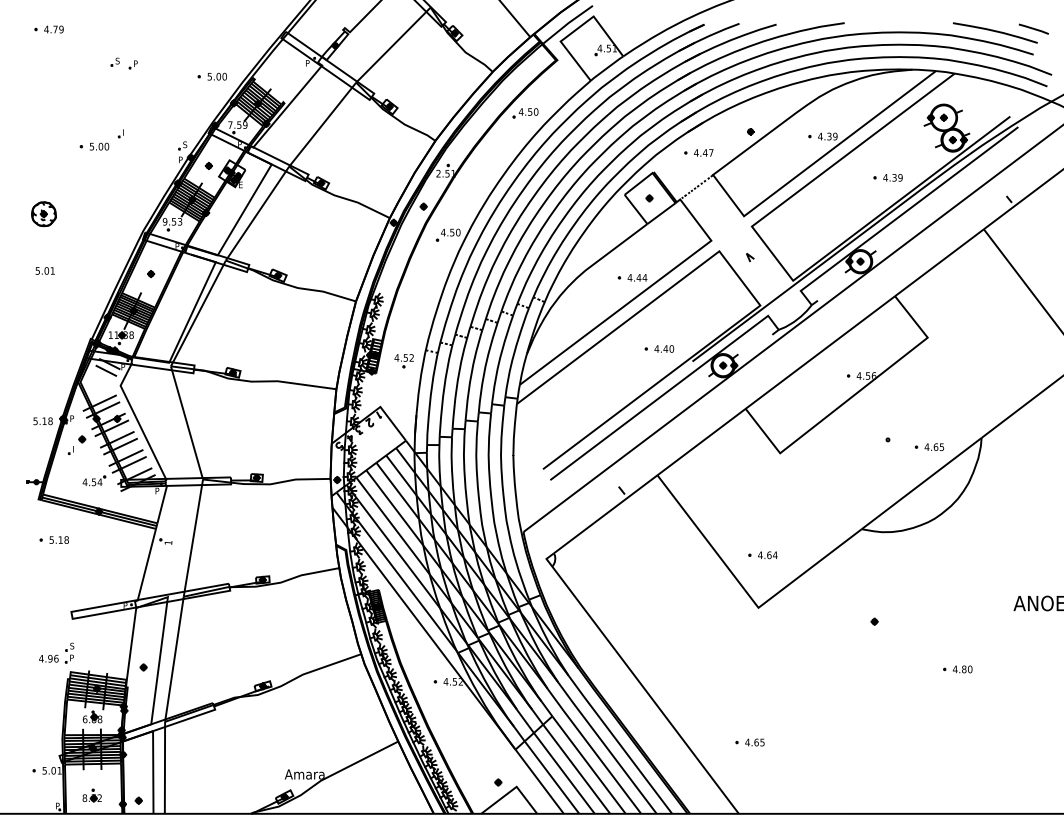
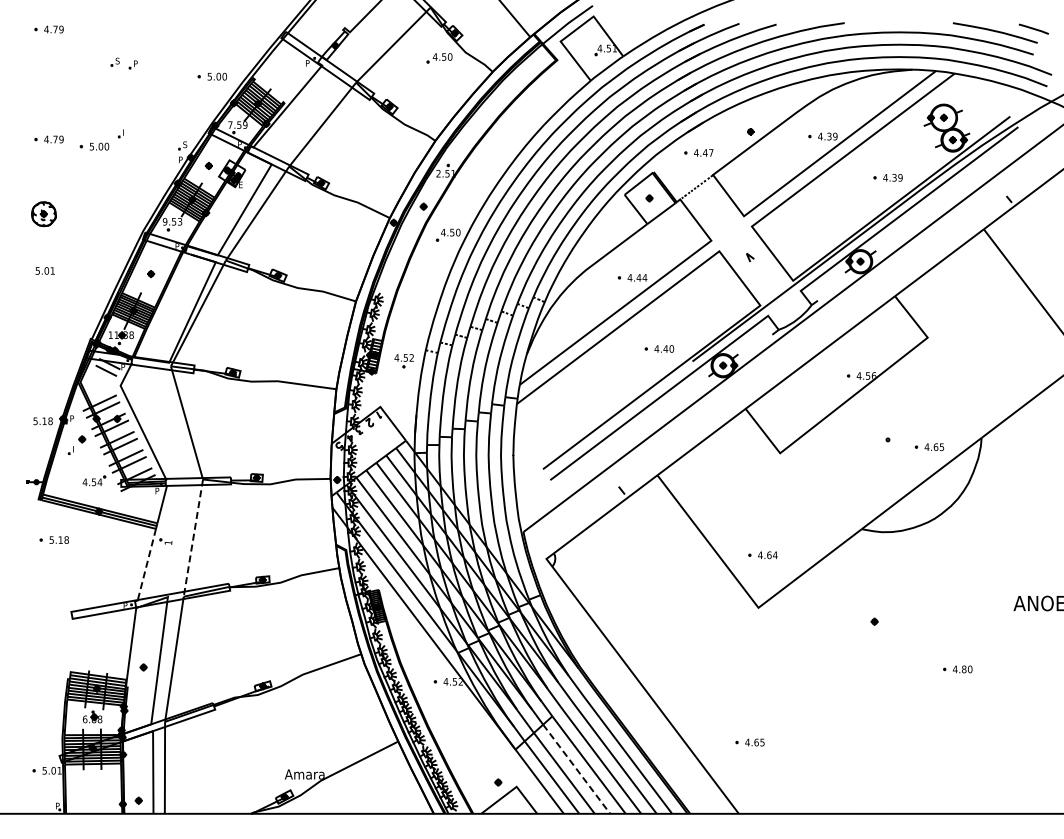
part position: (525, 113) -> (439, 58) (439, 58)
part: none -> present (48, 139)
line: solid -> dashed (193, 538)
line: solid -> dashed (146, 564)
part: present -> none (56, 652)
line: solid -> dashed (577, 769)
part: present -> none (91, 795)
